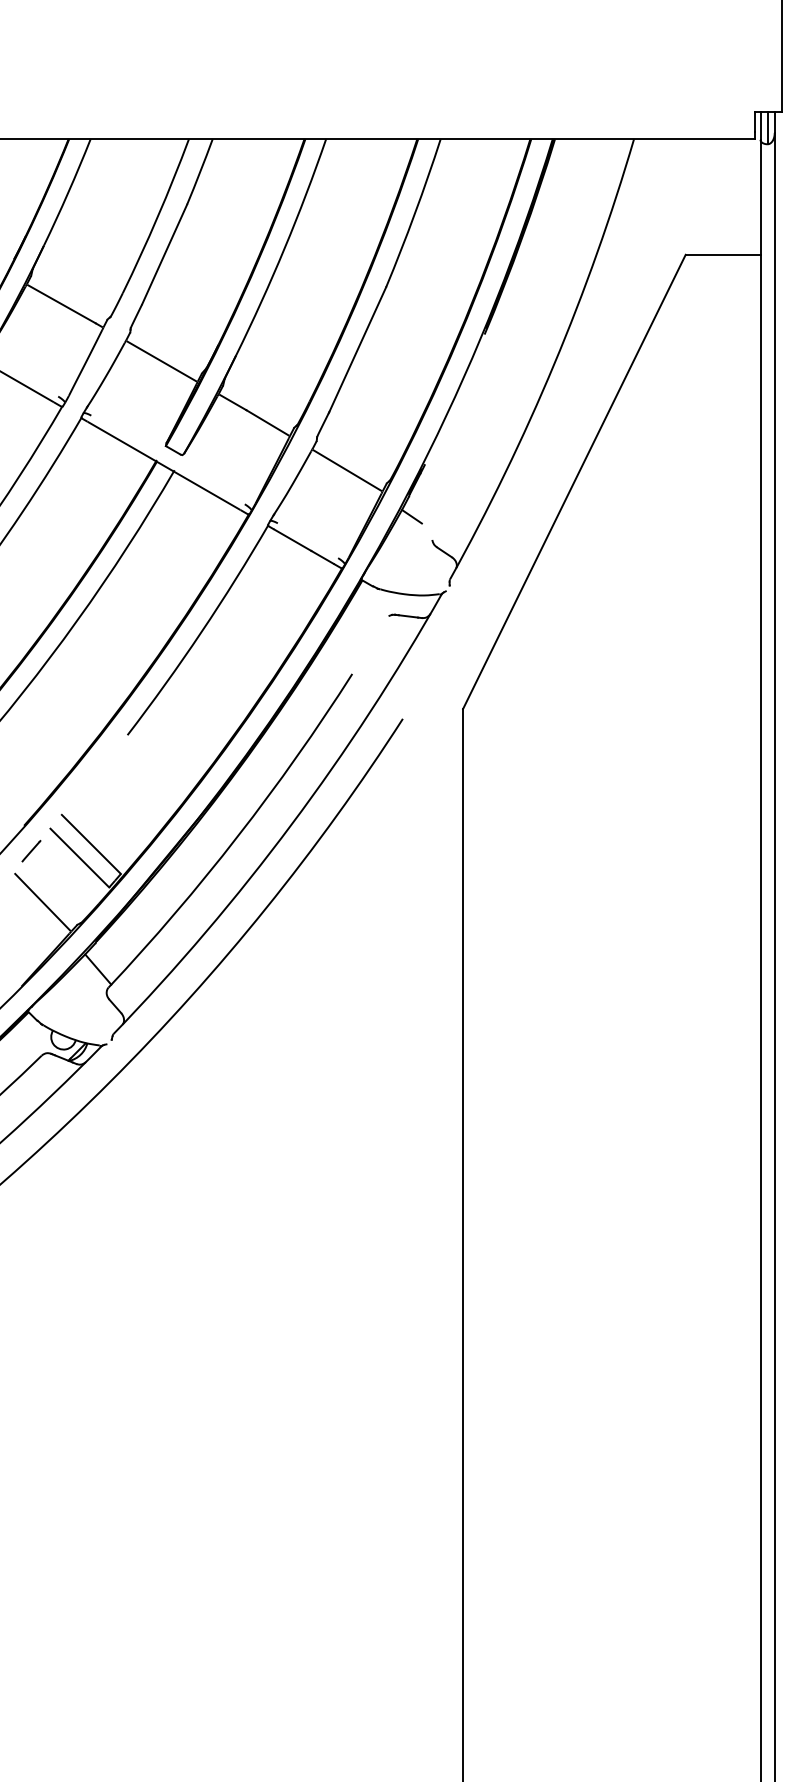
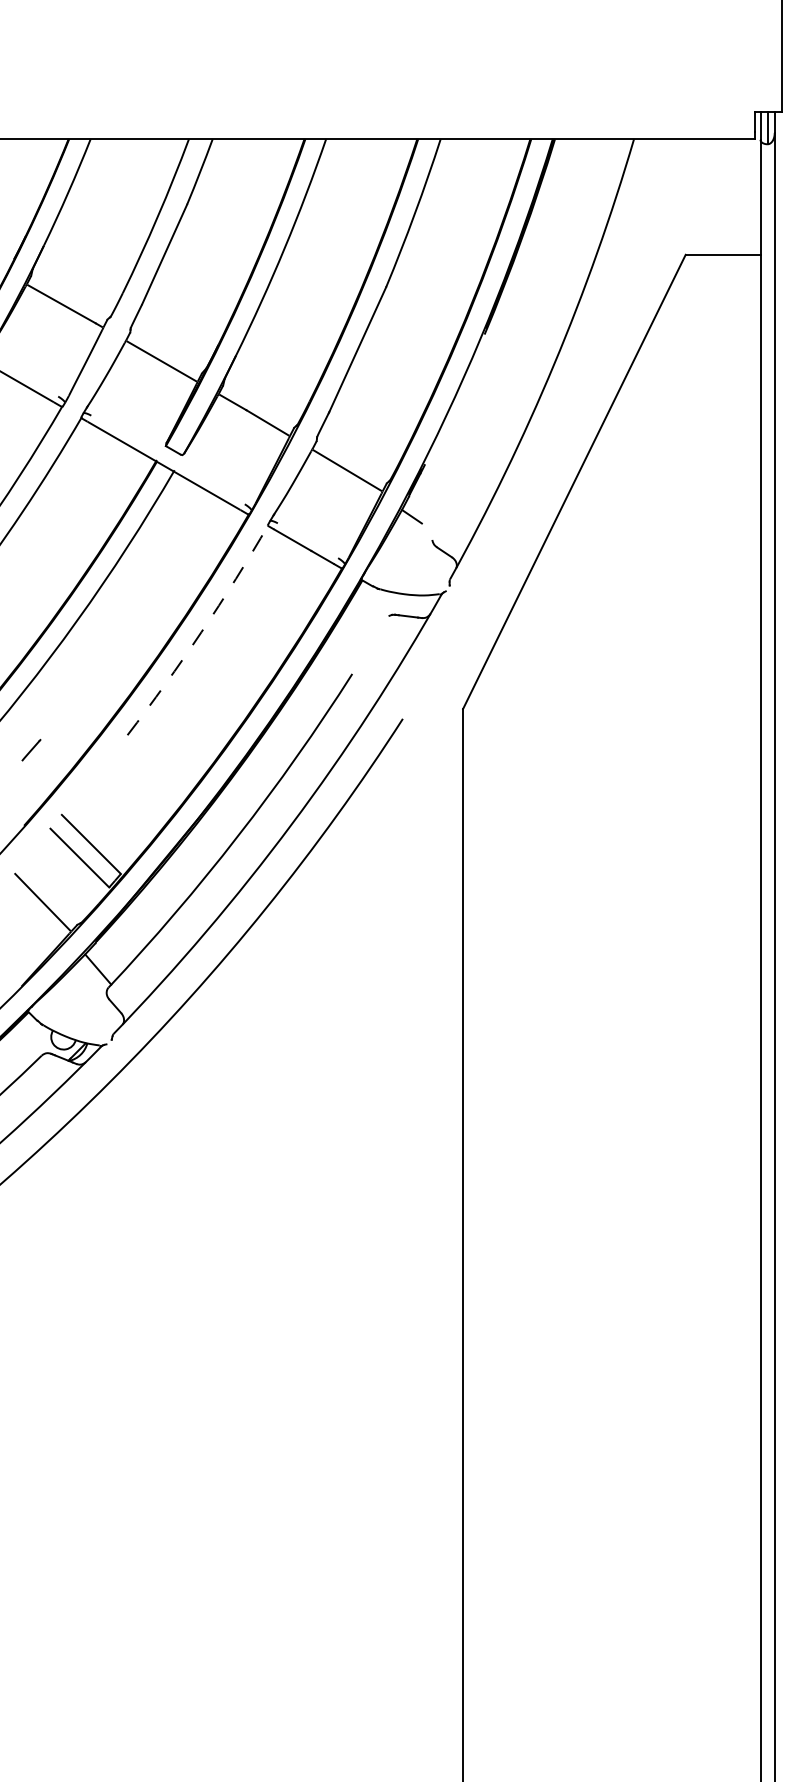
arc: solid -> dashed (201, 632)
line position: (31, 851) -> (31, 750) (31, 750)
